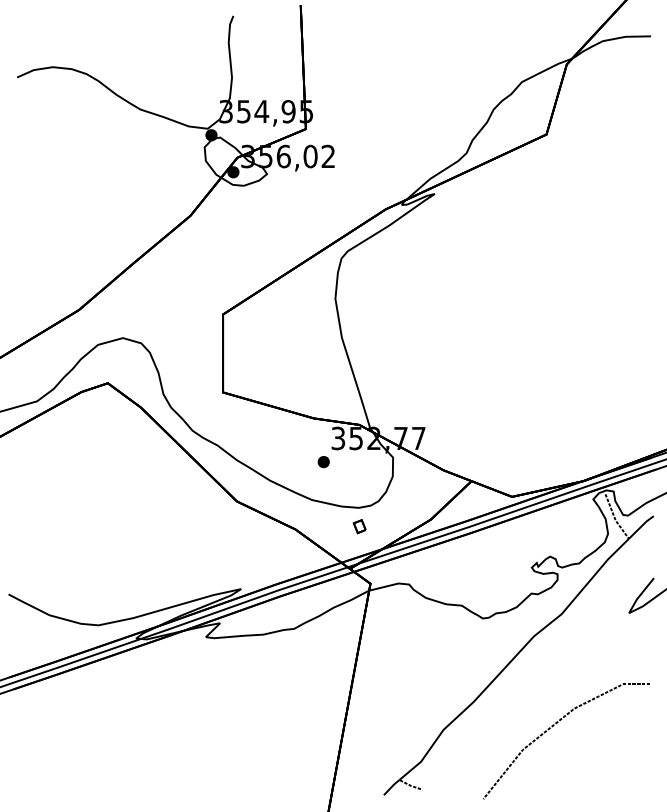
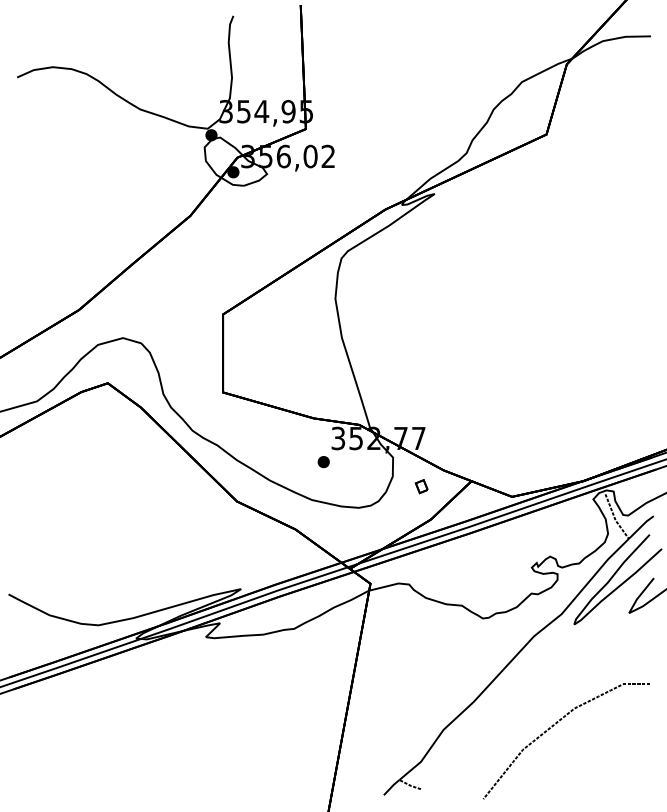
part position: (359, 526) -> (421, 486) (421, 486)
curve: none -> present (613, 577)
